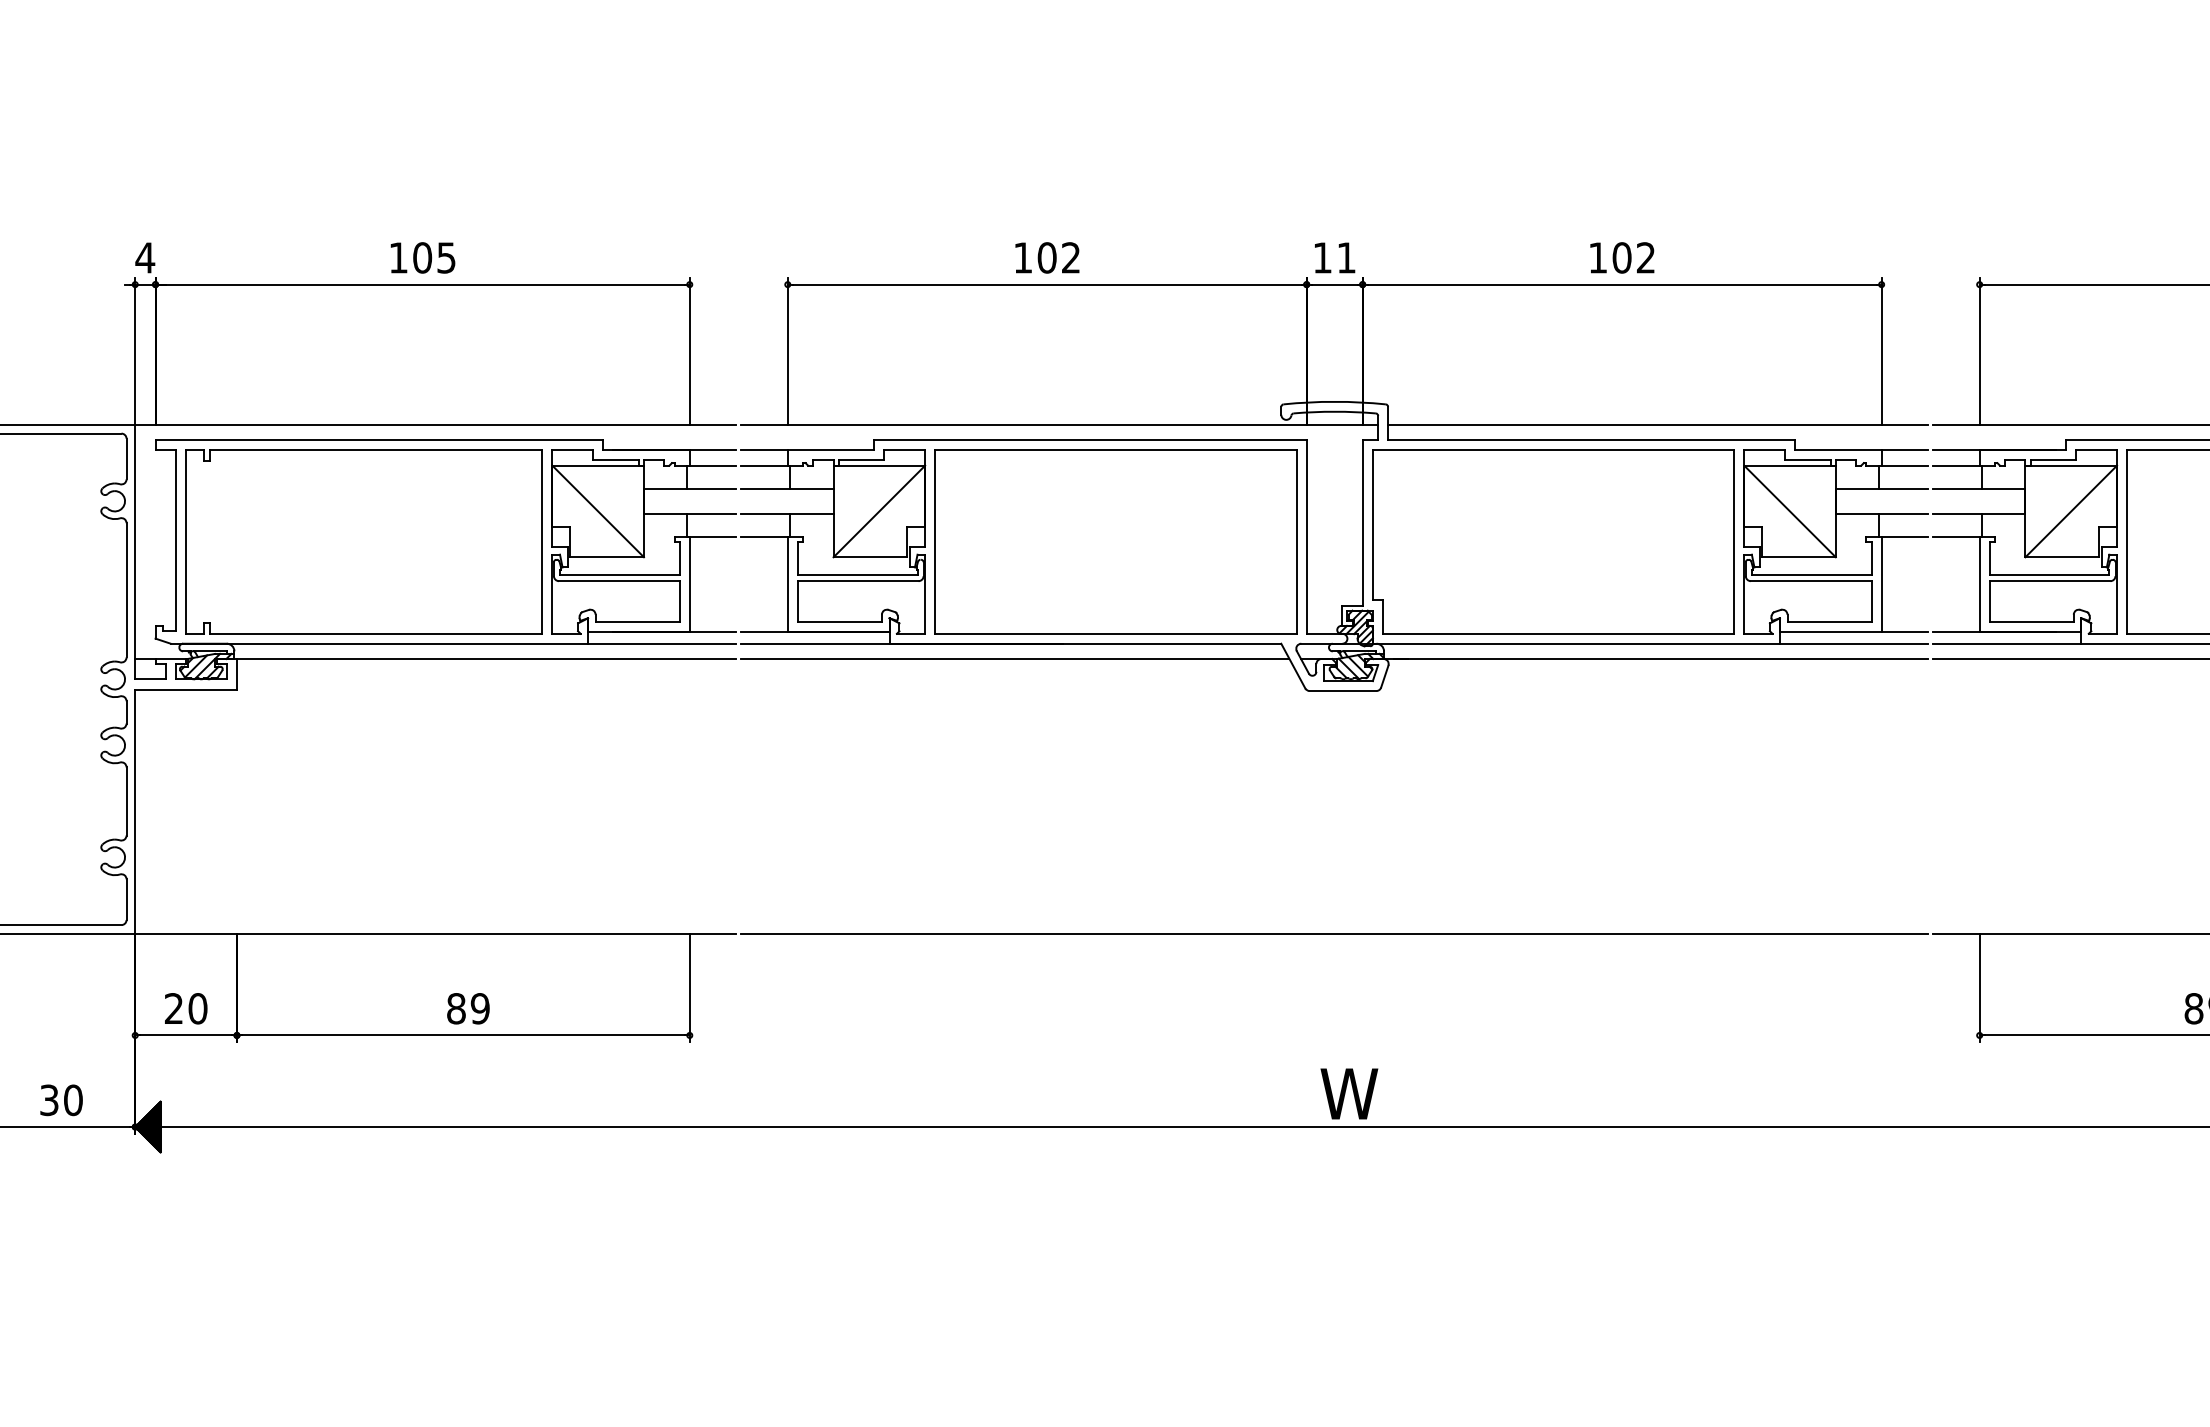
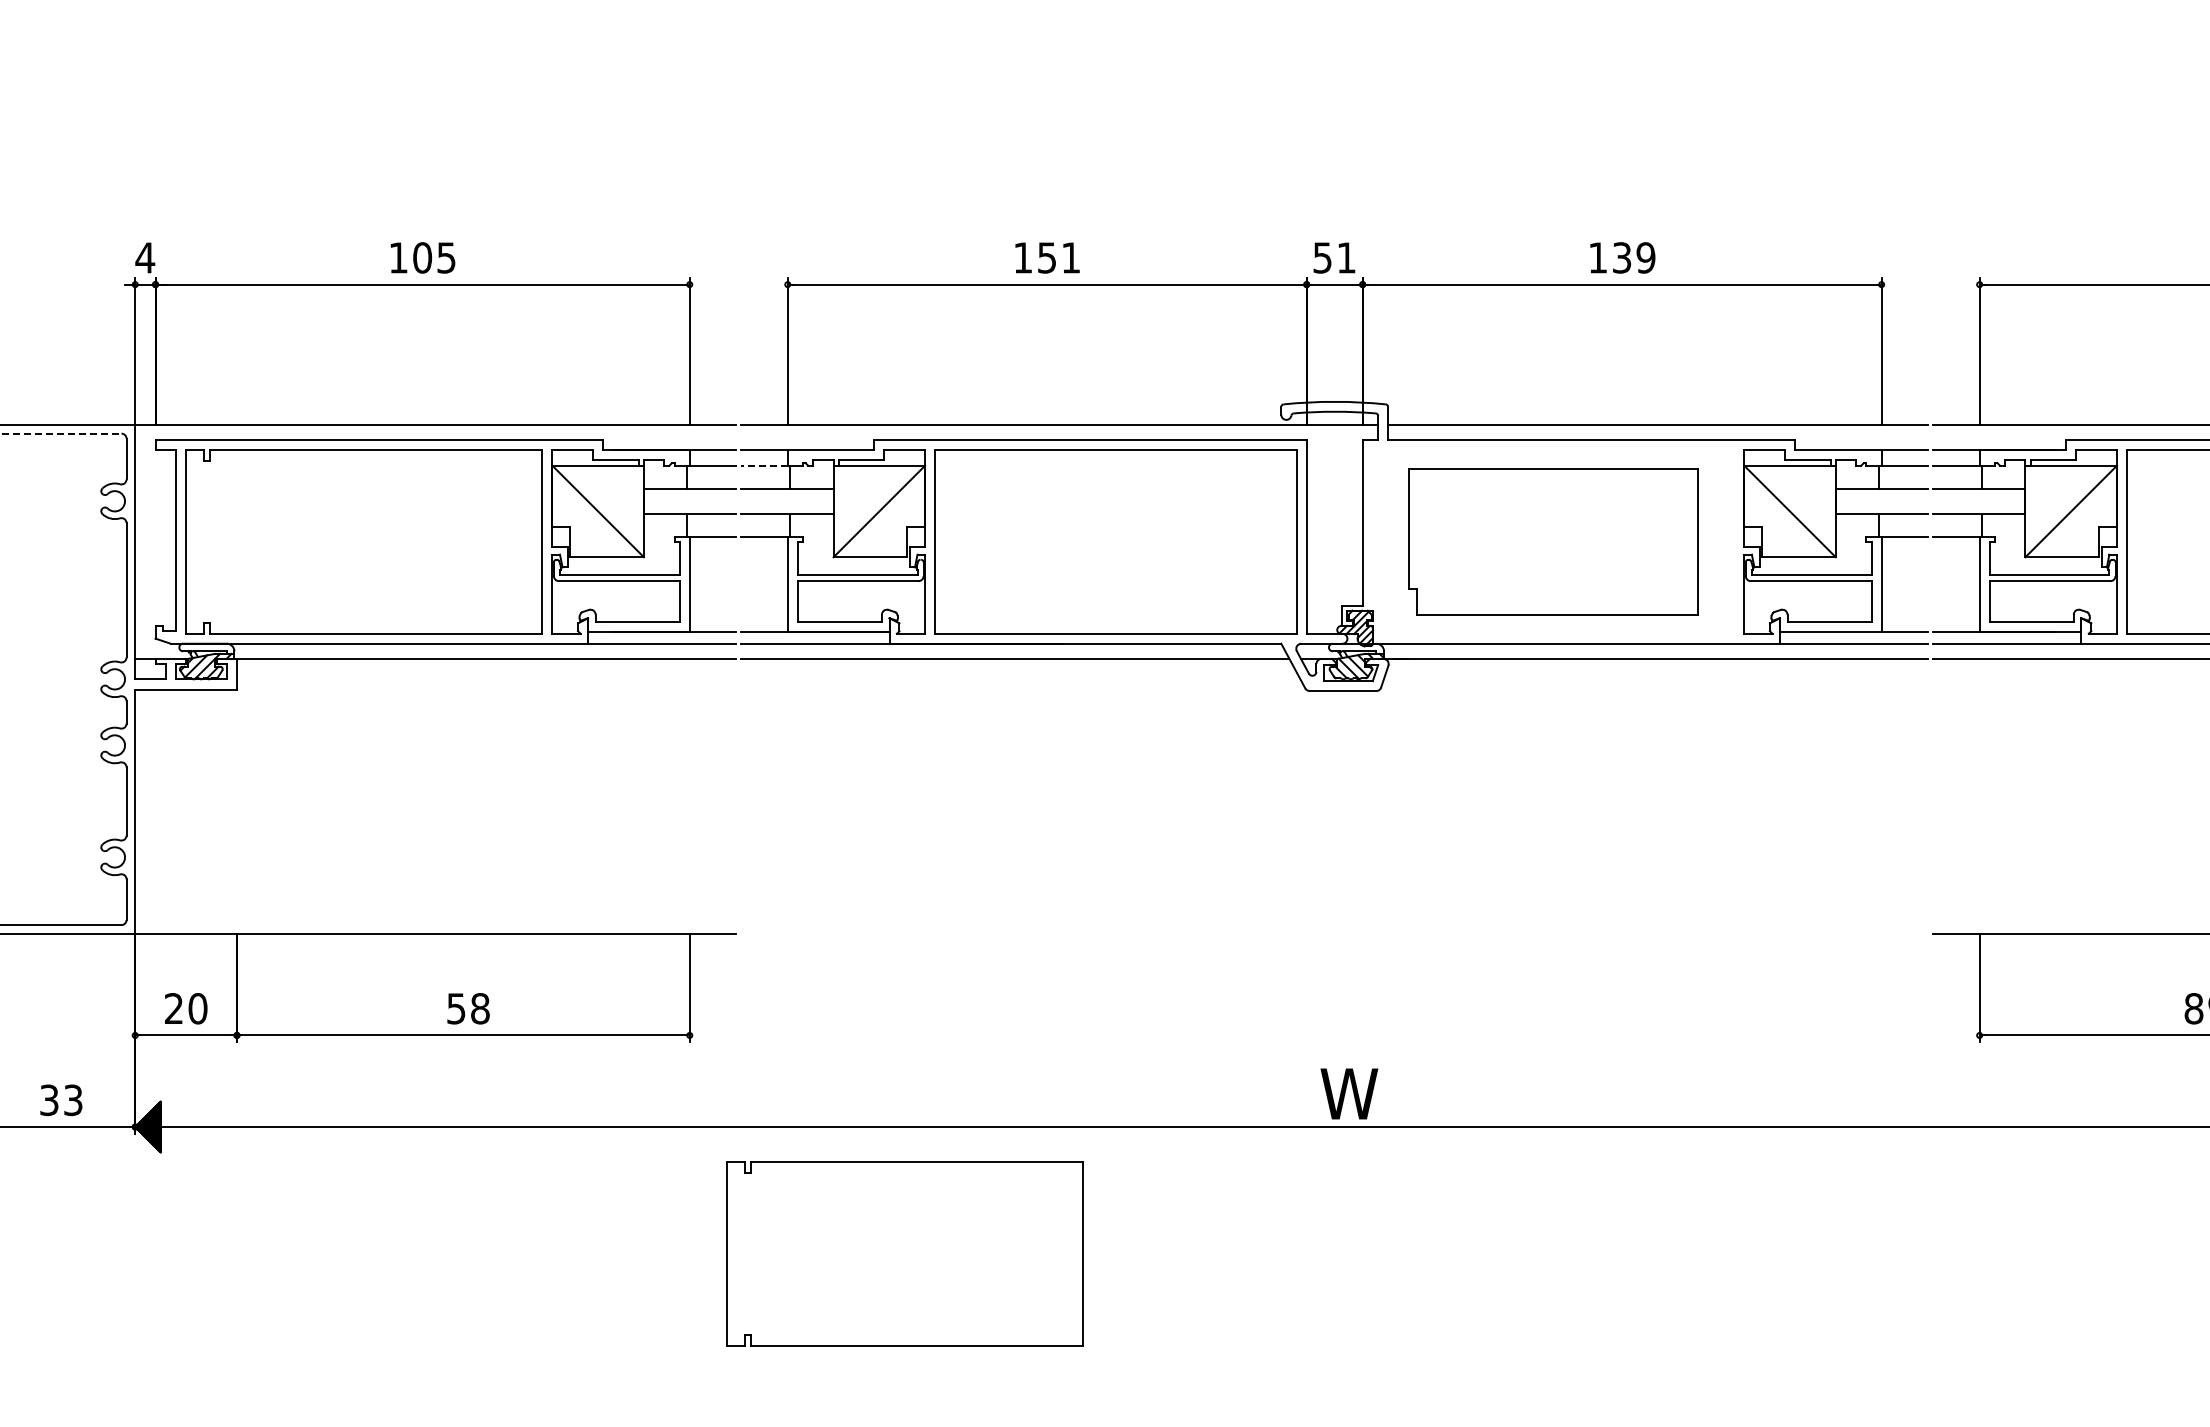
text: 102 -> 151 (1058, 257)
text: 11 -> 51 (1322, 257)
text: 102 -> 139 (1633, 257)
line: solid -> dashed (60, 433)
line: solid -> dashed (764, 465)
part size: 363x186 px -> 291x148 px (1553, 541)
line: present -> none (1334, 933)
text: 89 -> 58 (468, 1008)
text: 30 -> 33 (73, 1100)
part: none -> present (904, 1253)
